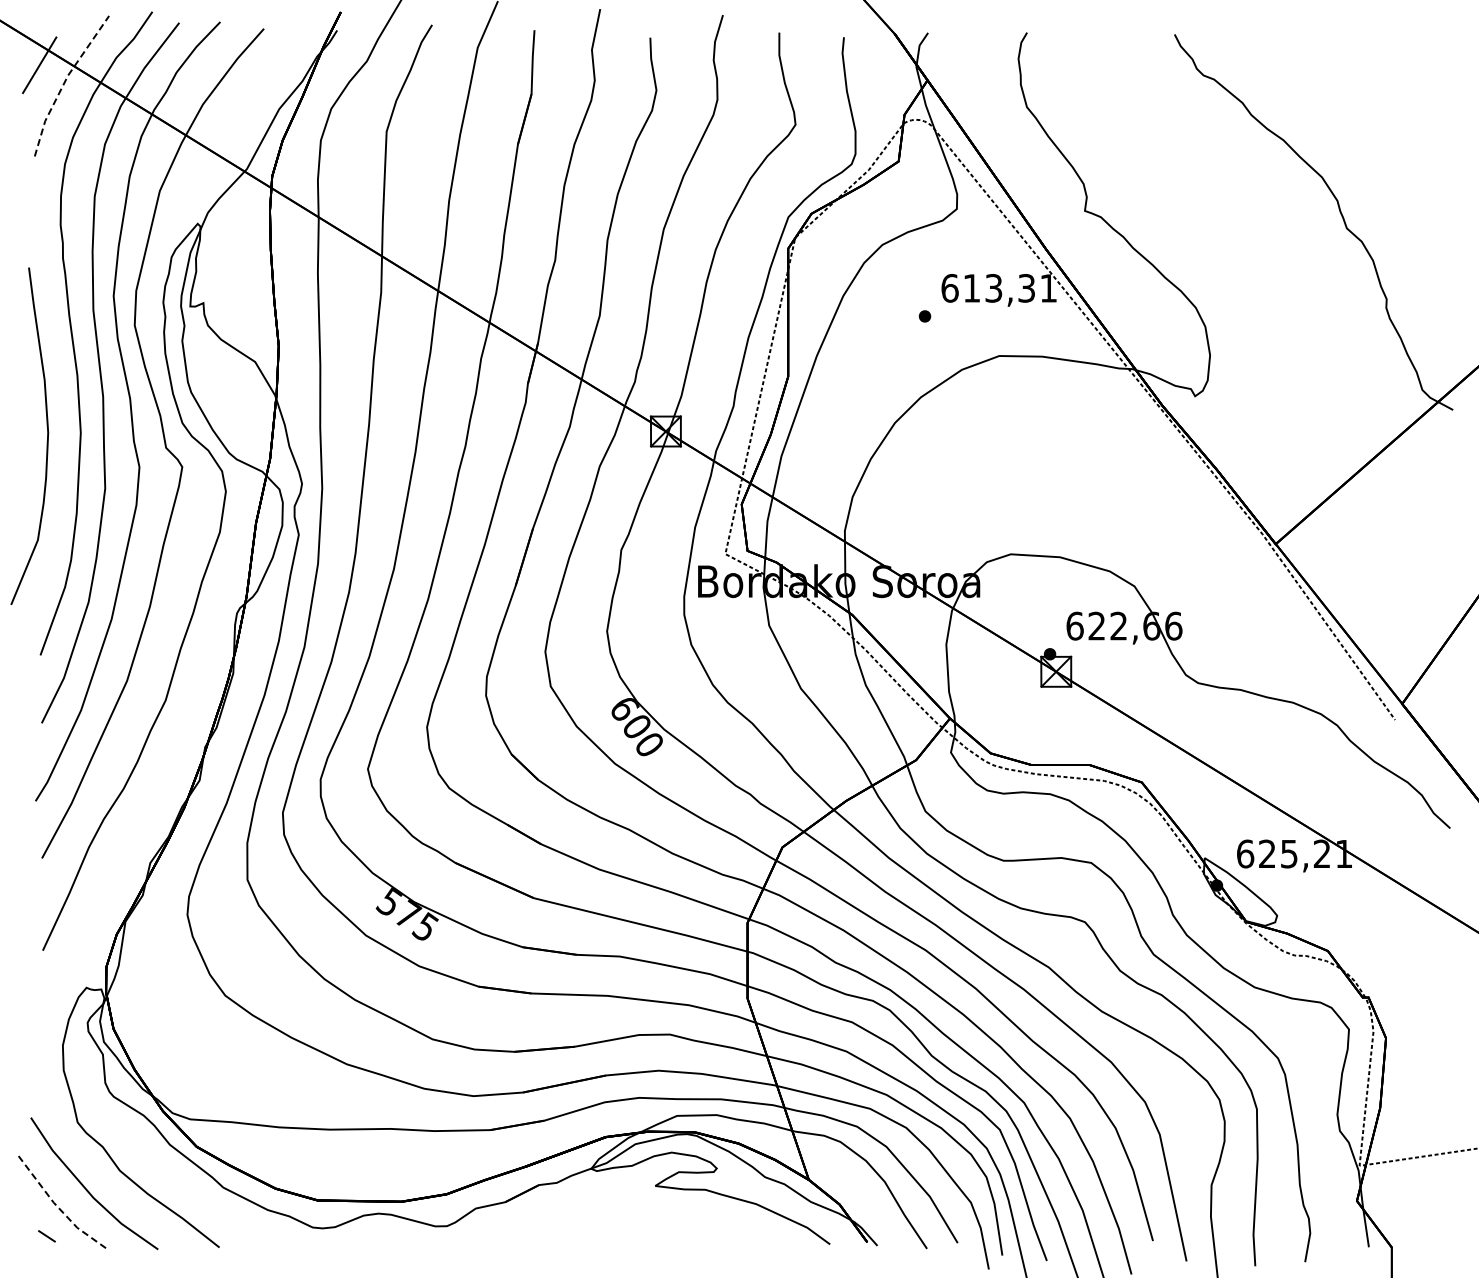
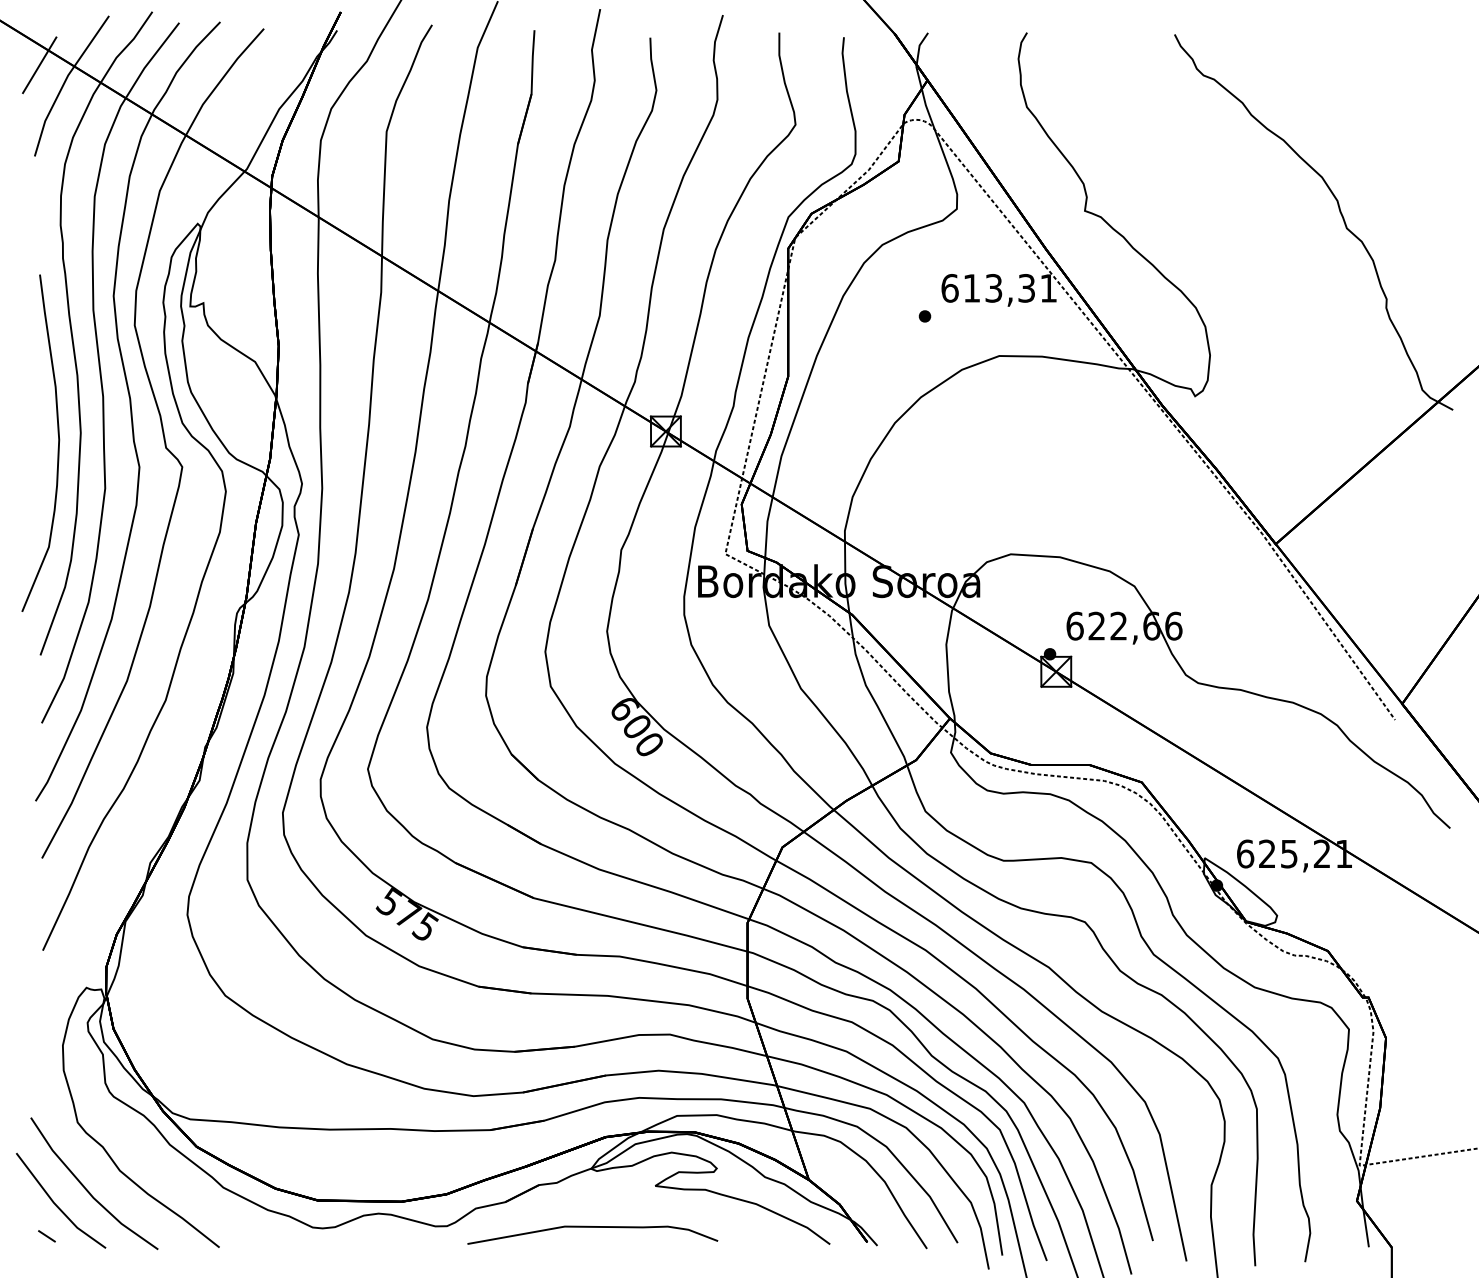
line: dashed -> solid (64, 82)
curve position: (47, 435) -> (58, 442) (58, 442)
line: dashed -> solid (56, 1205)
curve: none -> present (592, 1227)
